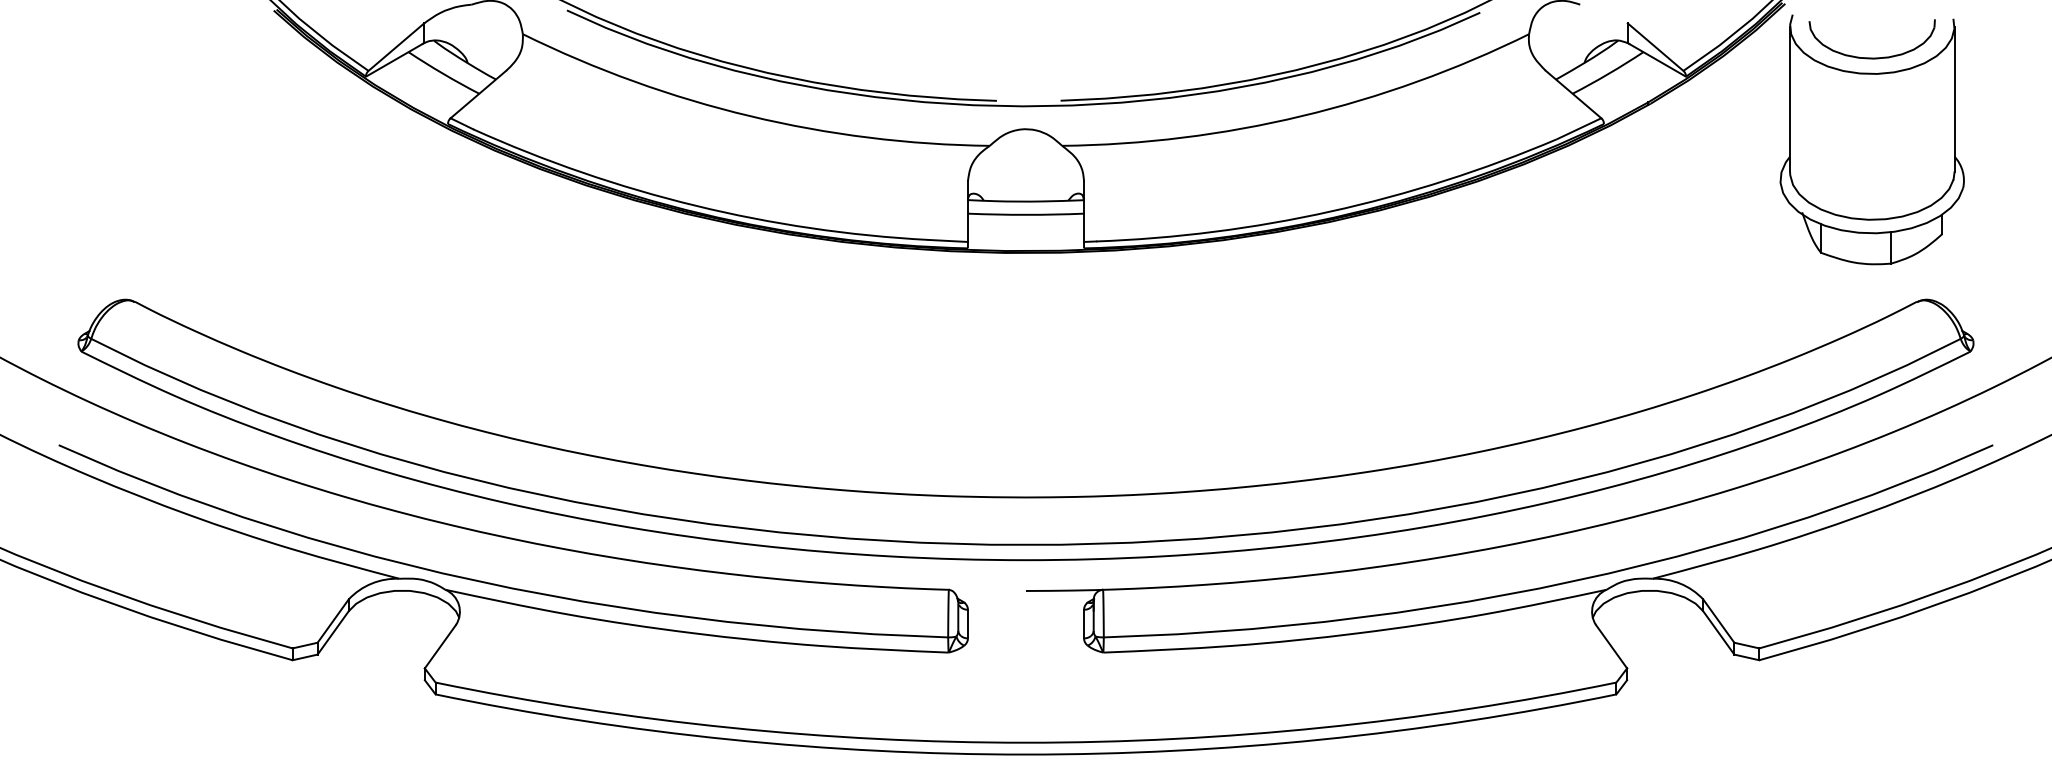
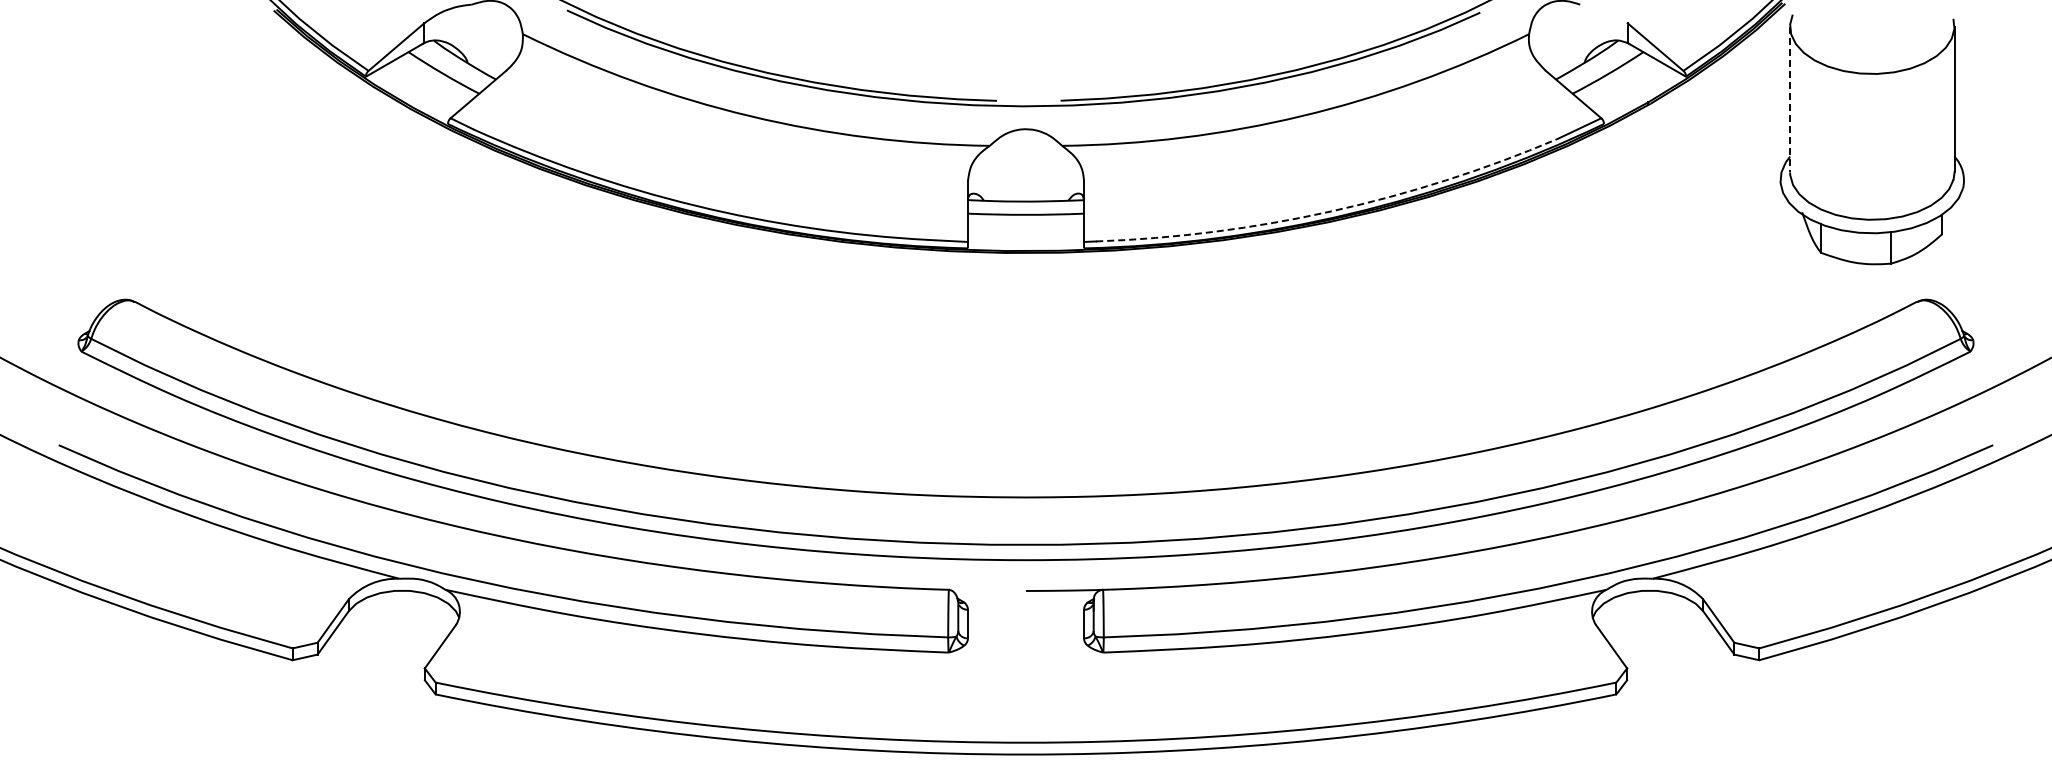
part: present -> none (1871, 57)
line: solid -> dashed (1790, 99)
arc: solid -> dashed (1331, 211)
